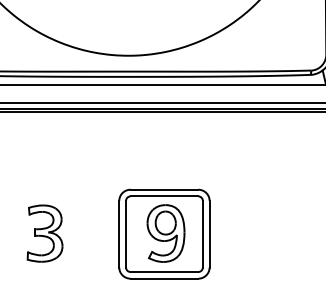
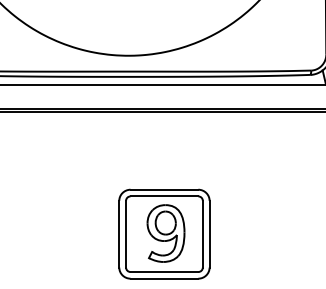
line: present -> none (162, 102)
part: present -> none (44, 233)
